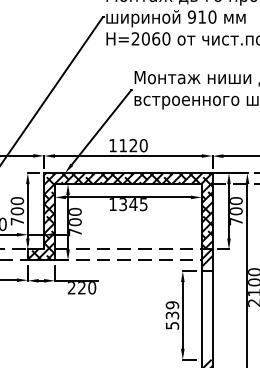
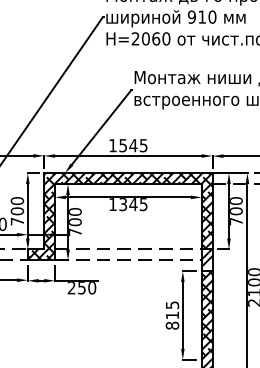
text: 1120 -> 1545 (133, 145)
text: 220 -> 250 (81, 288)
text: 539 -> 815 (172, 315)
hatch: none -> present (206, 315)
